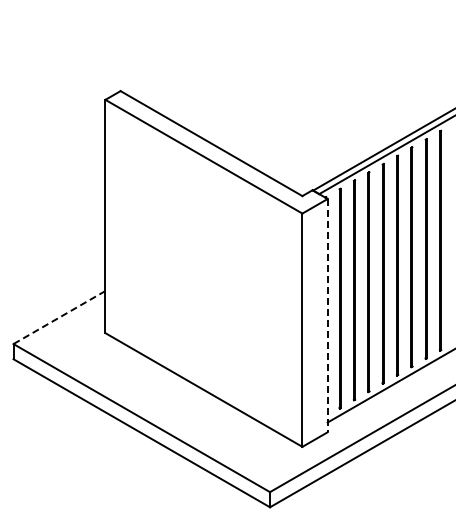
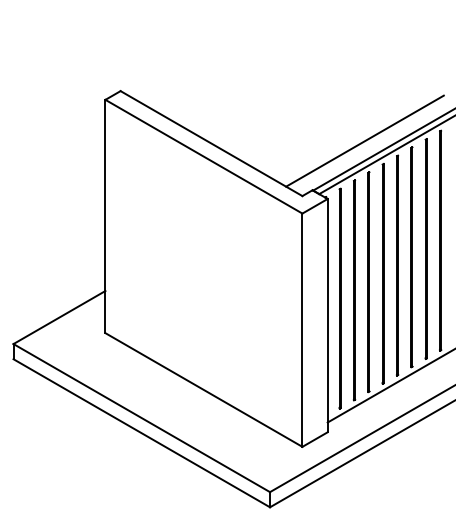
line: none -> present (364, 140)
line: dashed -> solid (327, 315)
line: dashed -> solid (59, 317)
